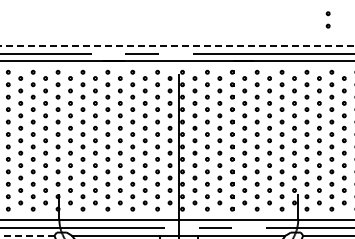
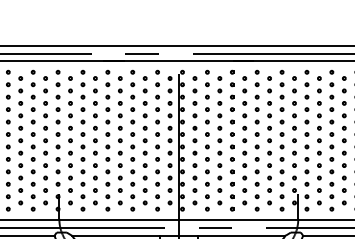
part: present -> none (327, 19)
line: dashed -> solid (177, 45)
line: dashed -> solid (27, 235)
